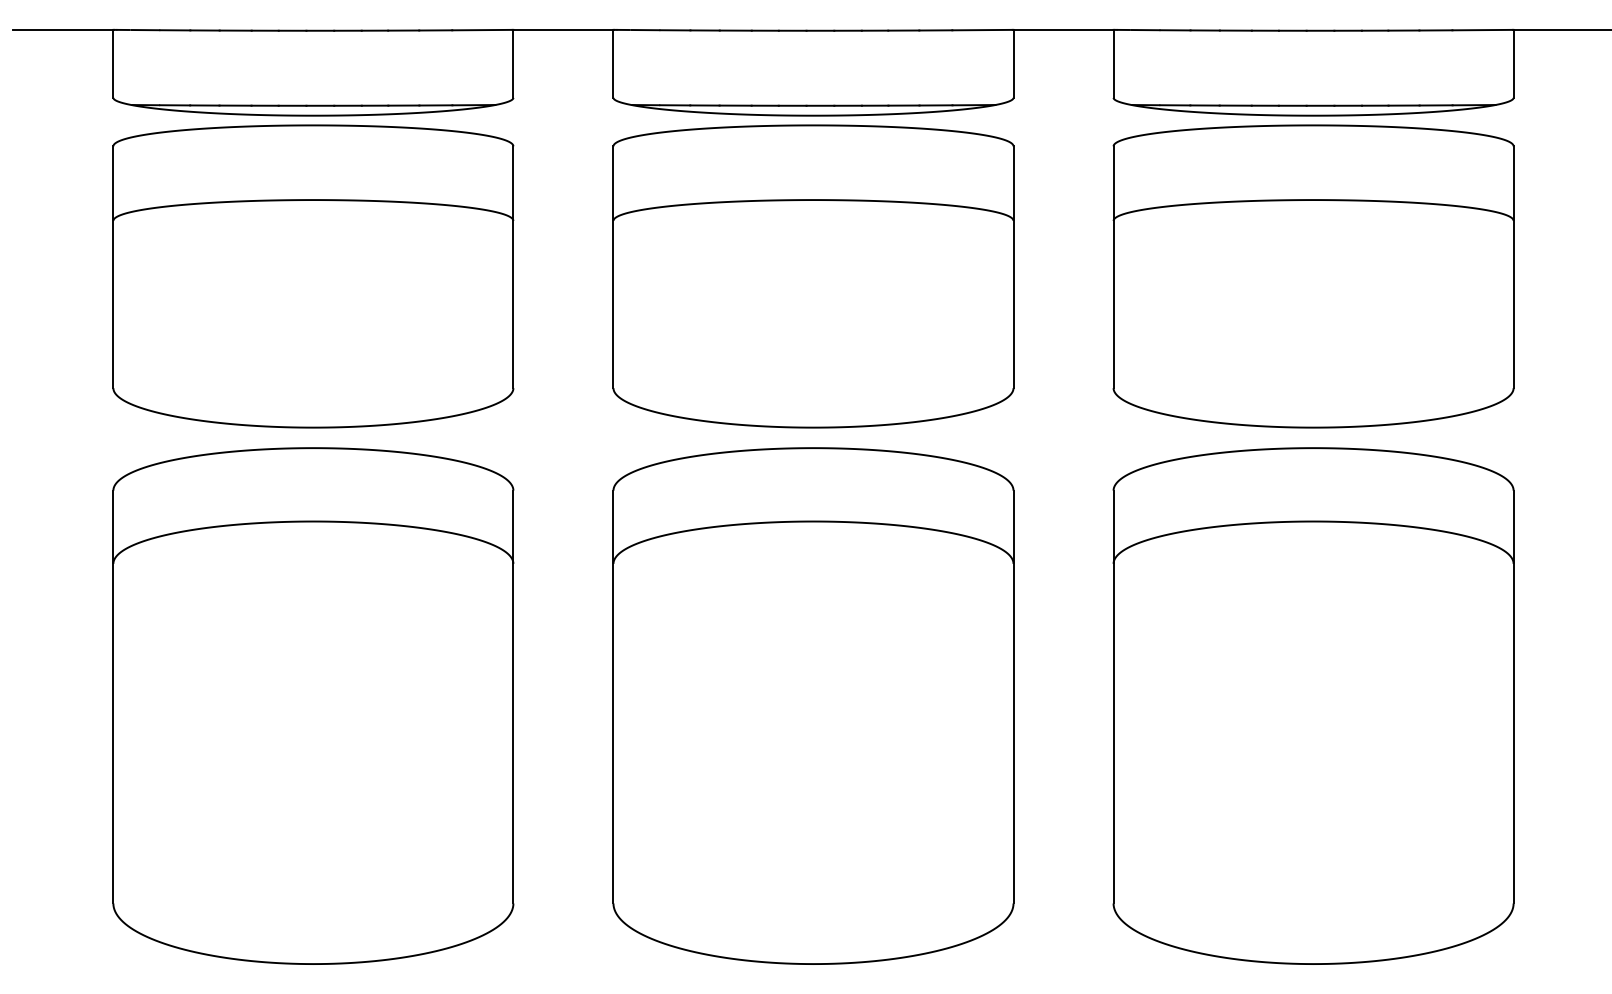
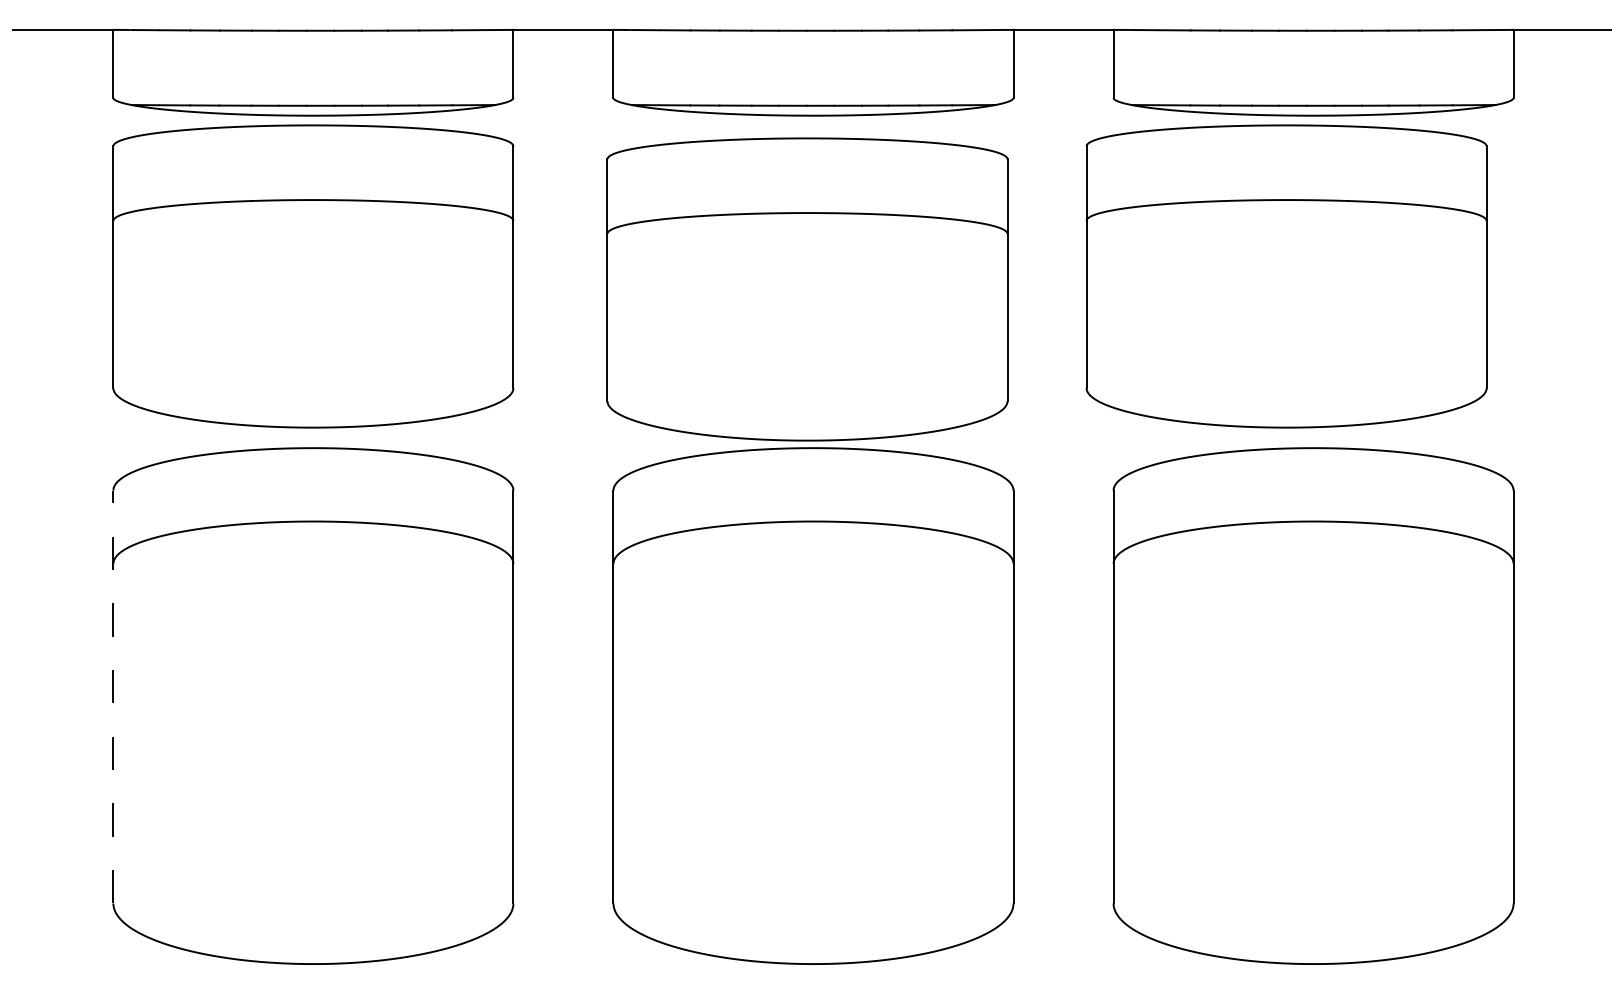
part position: (813, 276) -> (807, 289) (807, 289)
part position: (1313, 276) -> (1286, 276) (1286, 276)
line: solid -> dashed (113, 696)
